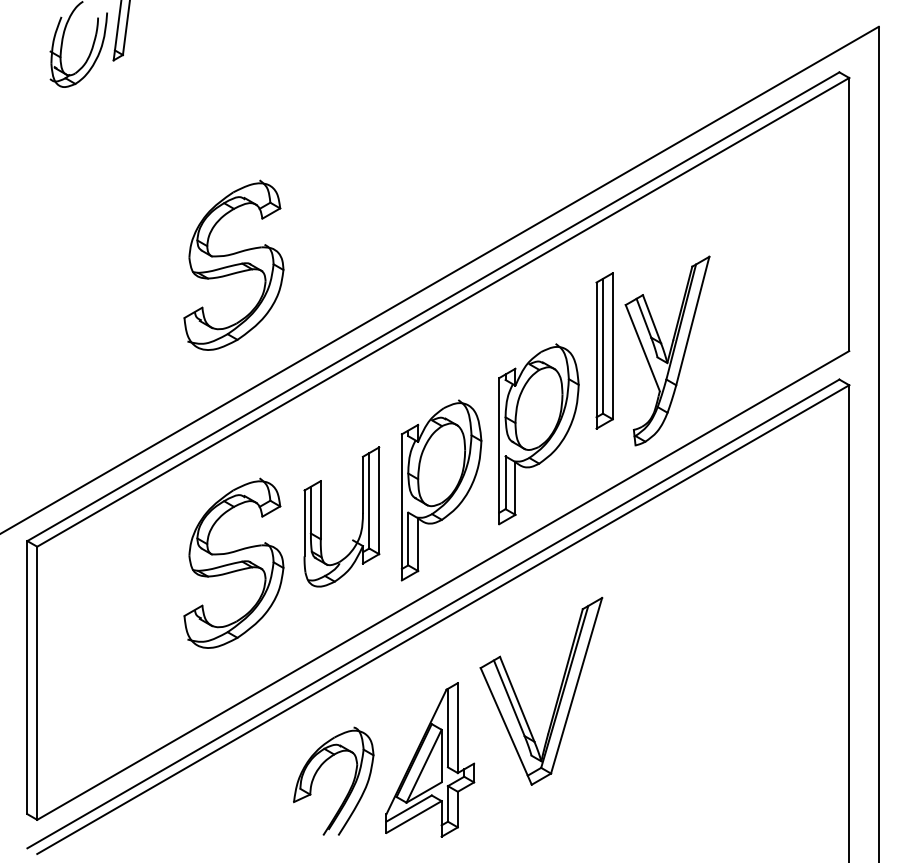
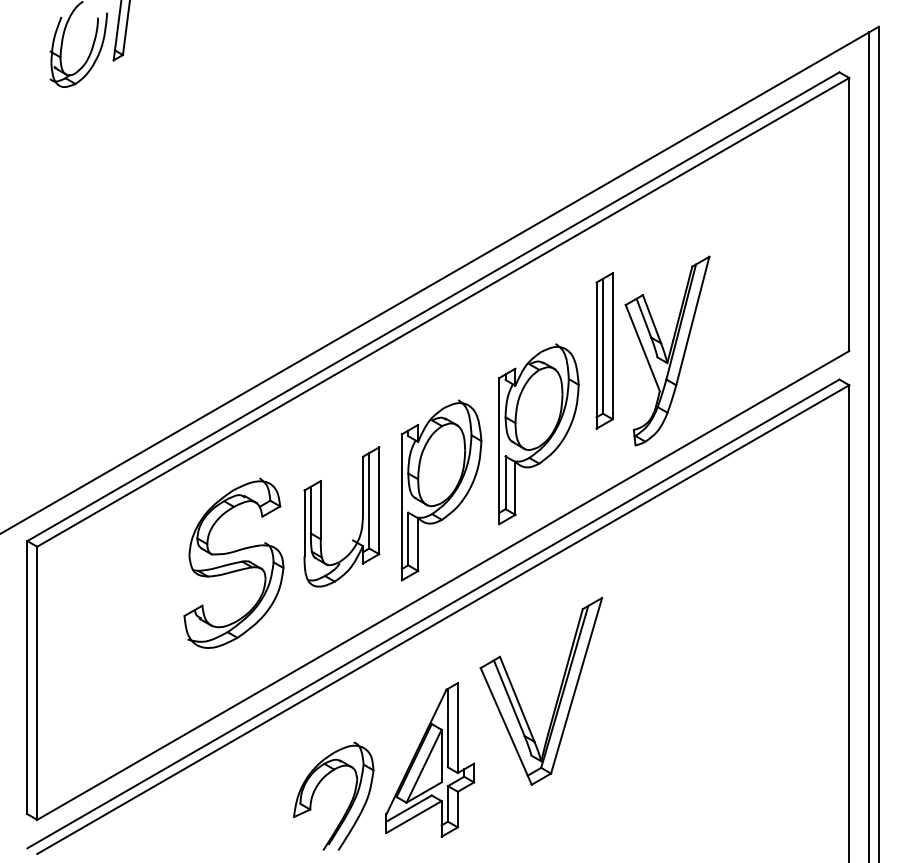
part: present -> none (233, 264)
line: none -> present (868, 445)
part position: (320, 768) -> (320, 783) (320, 783)
